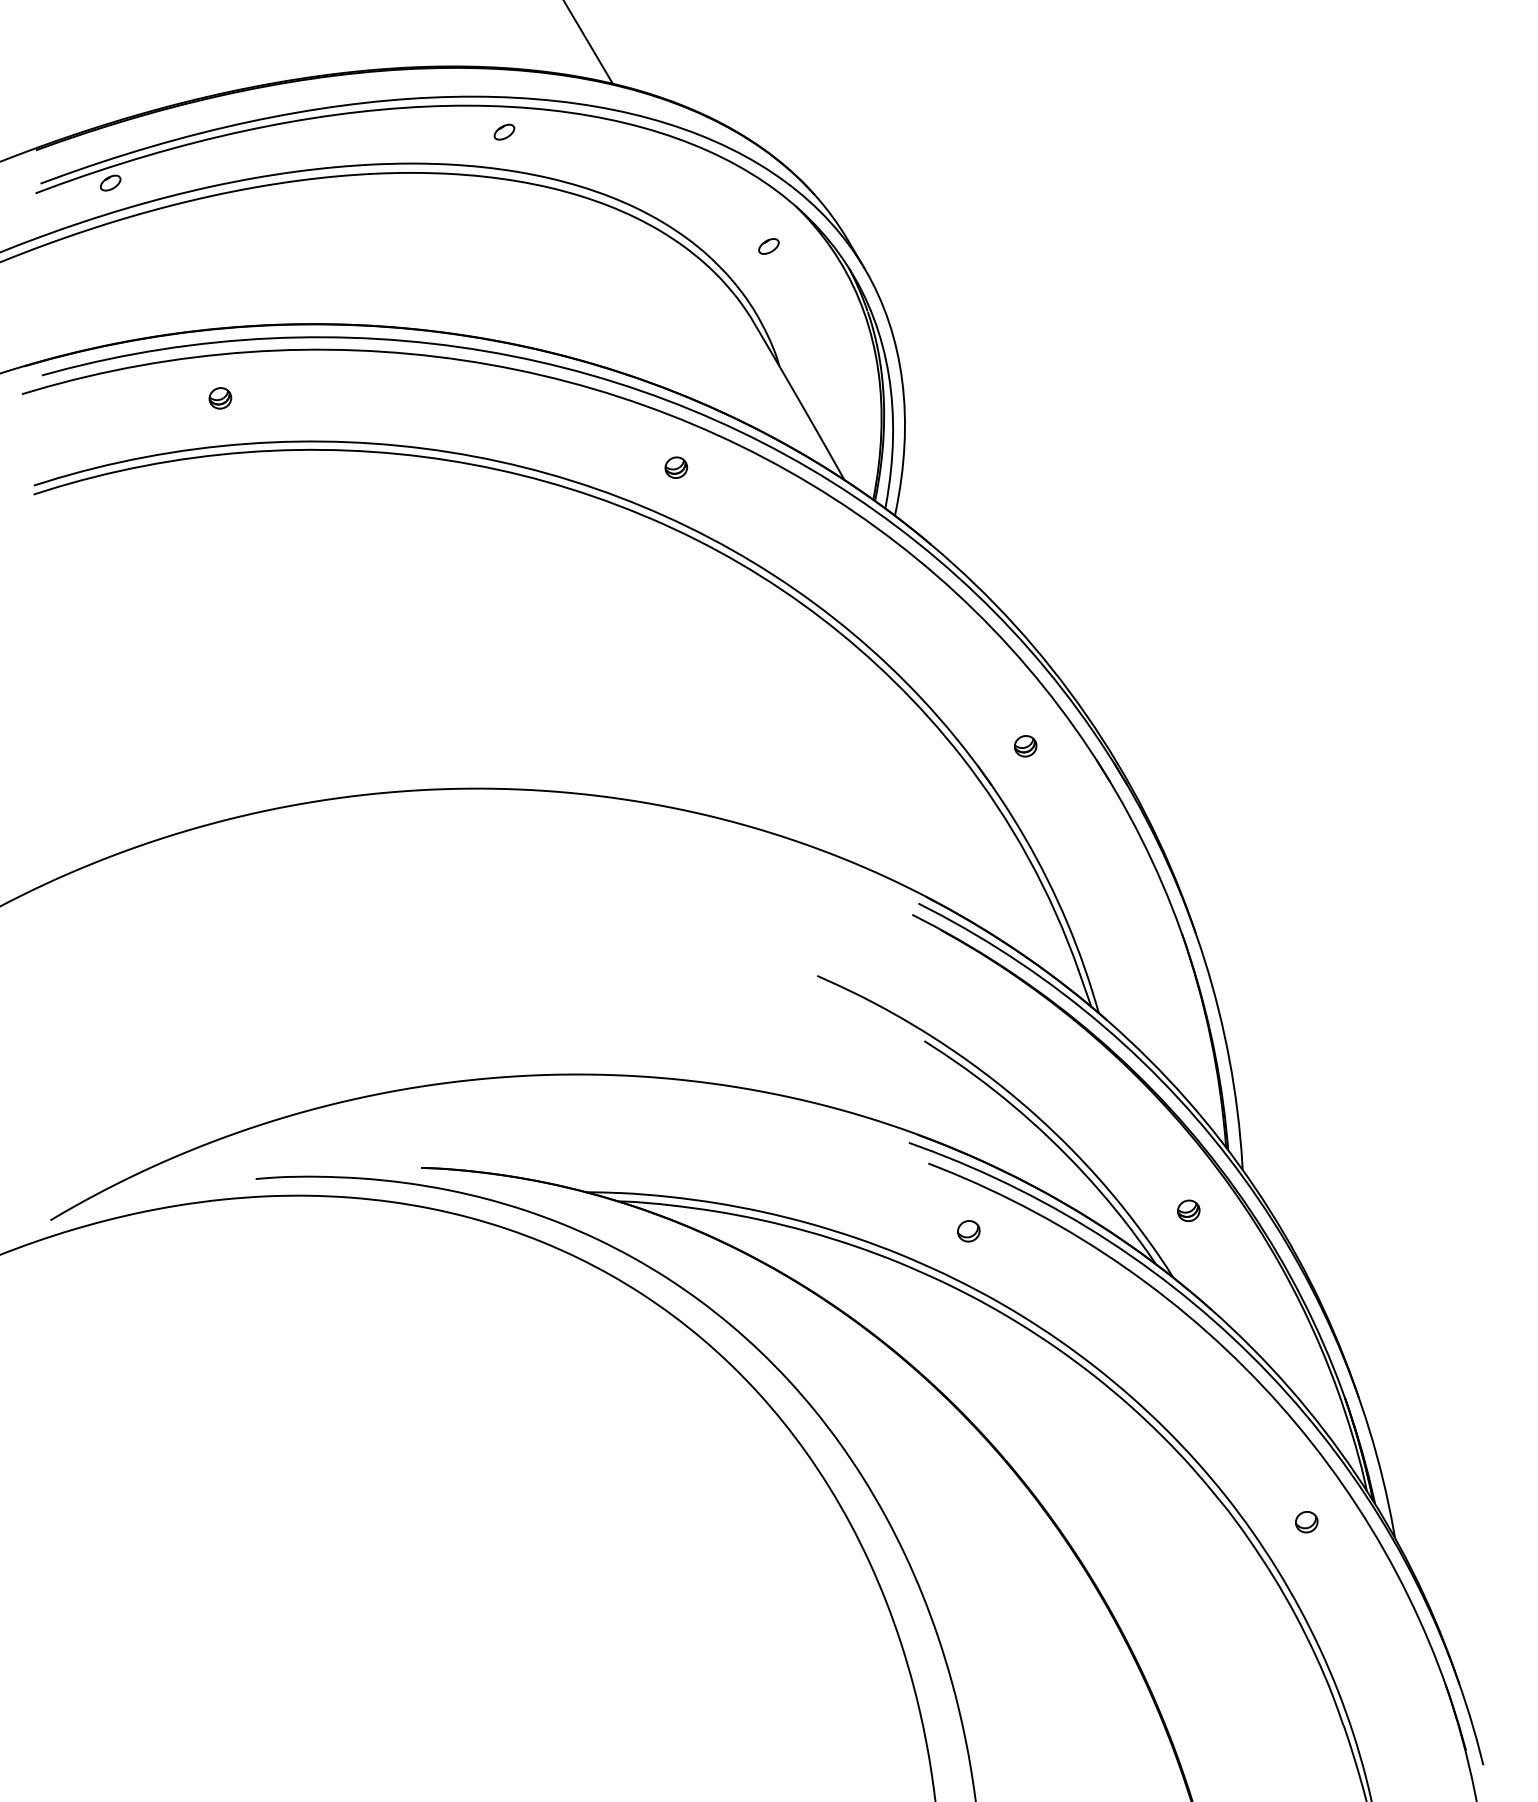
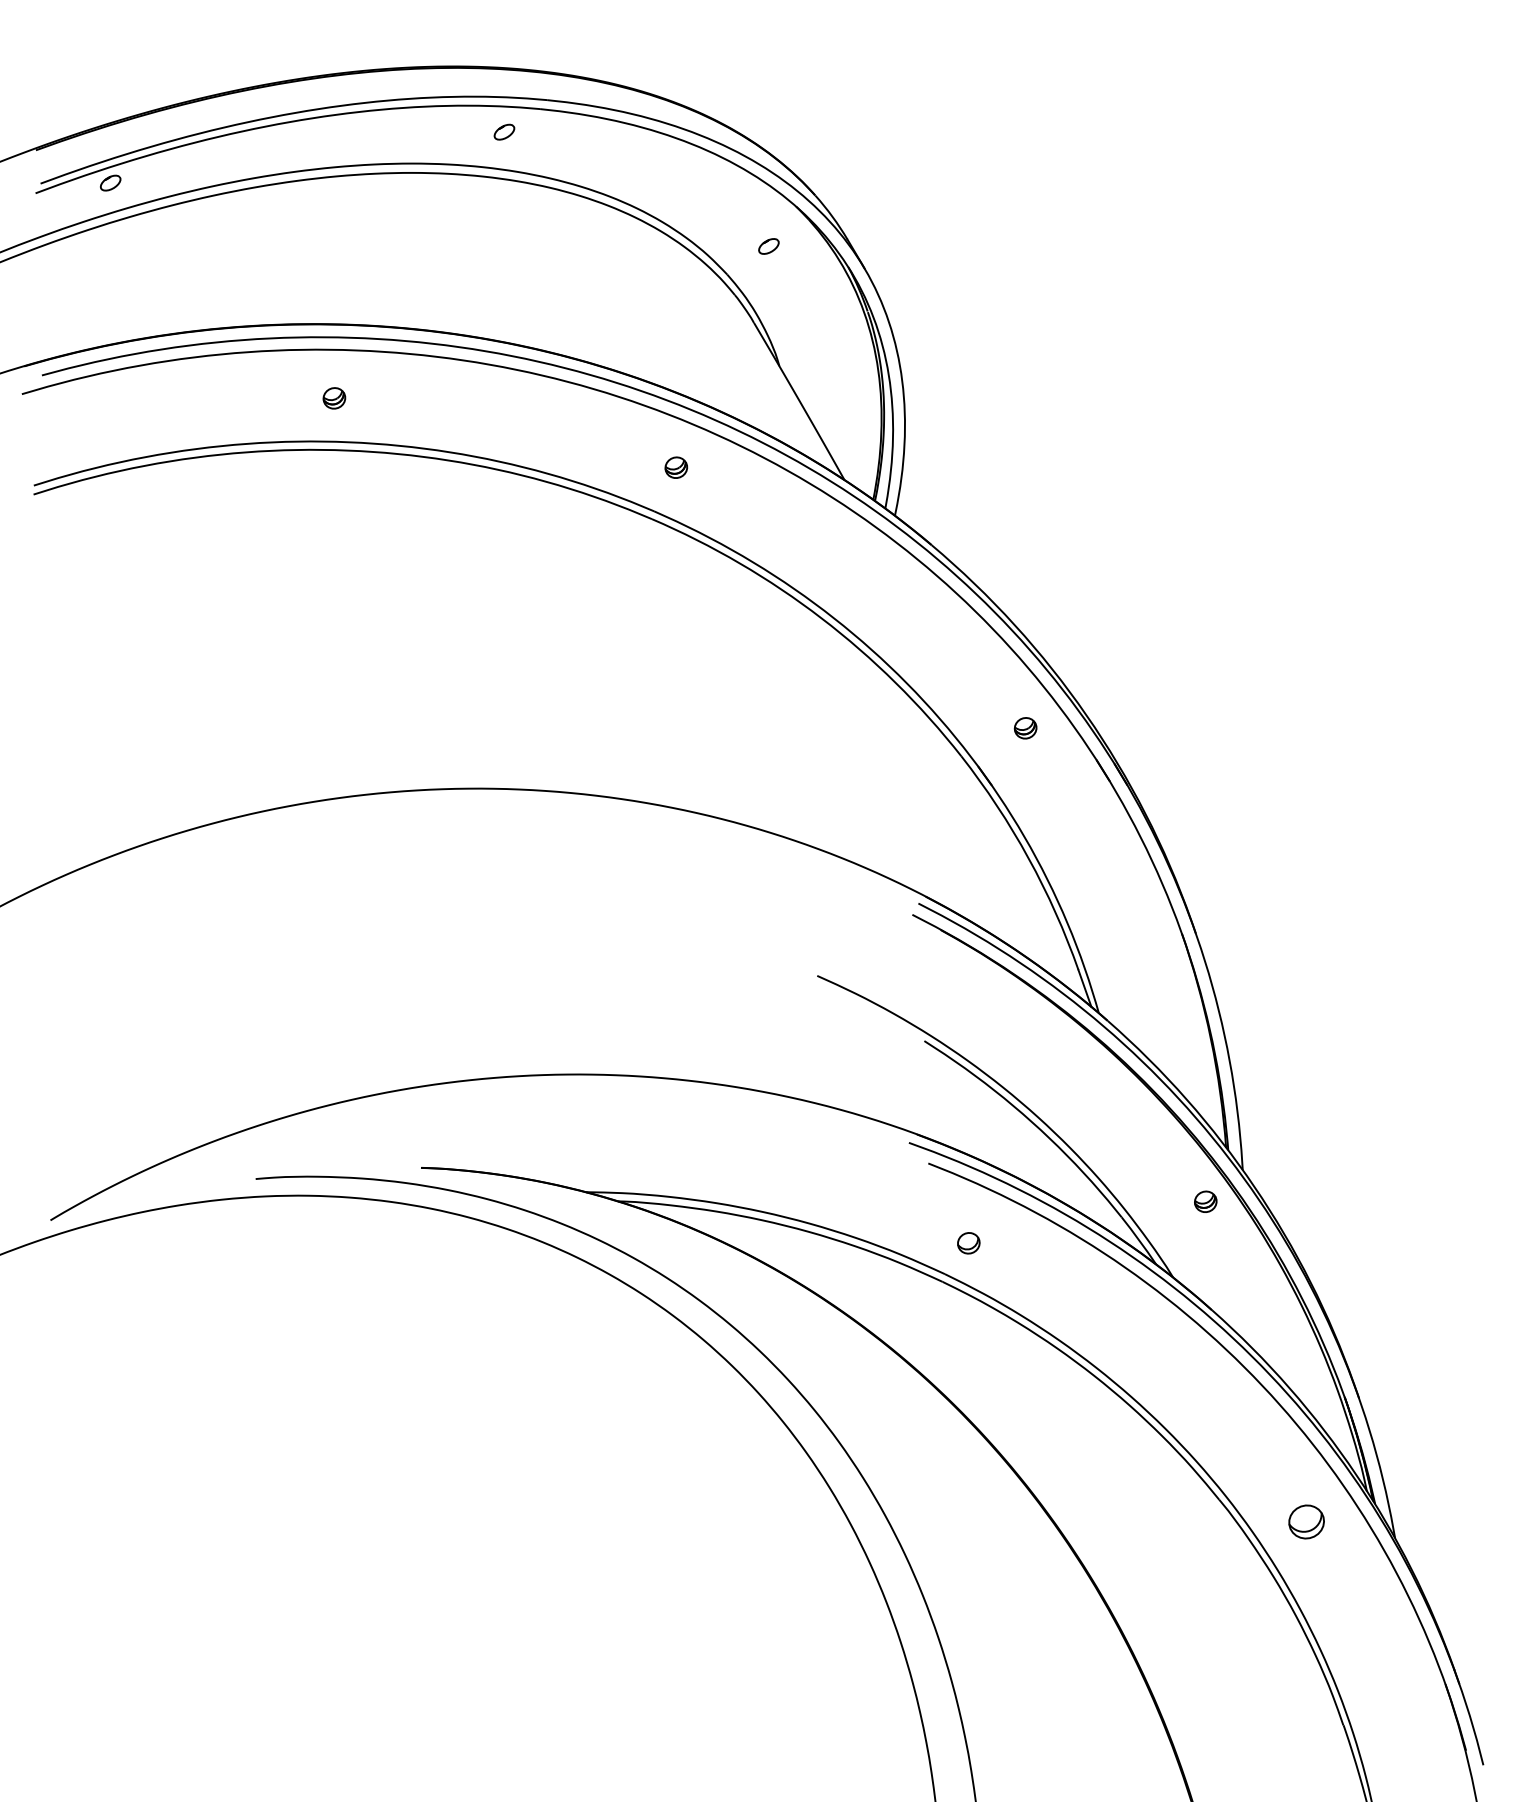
line: present -> none (588, 42)
part position: (220, 398) -> (334, 398) (334, 398)
part position: (1025, 746) -> (1025, 728) (1025, 728)
part position: (1188, 1210) -> (1205, 1201) (1205, 1201)
part position: (968, 1231) -> (968, 1243) (968, 1243)
part size: 24x23 px -> 37x36 px (1306, 1521)
